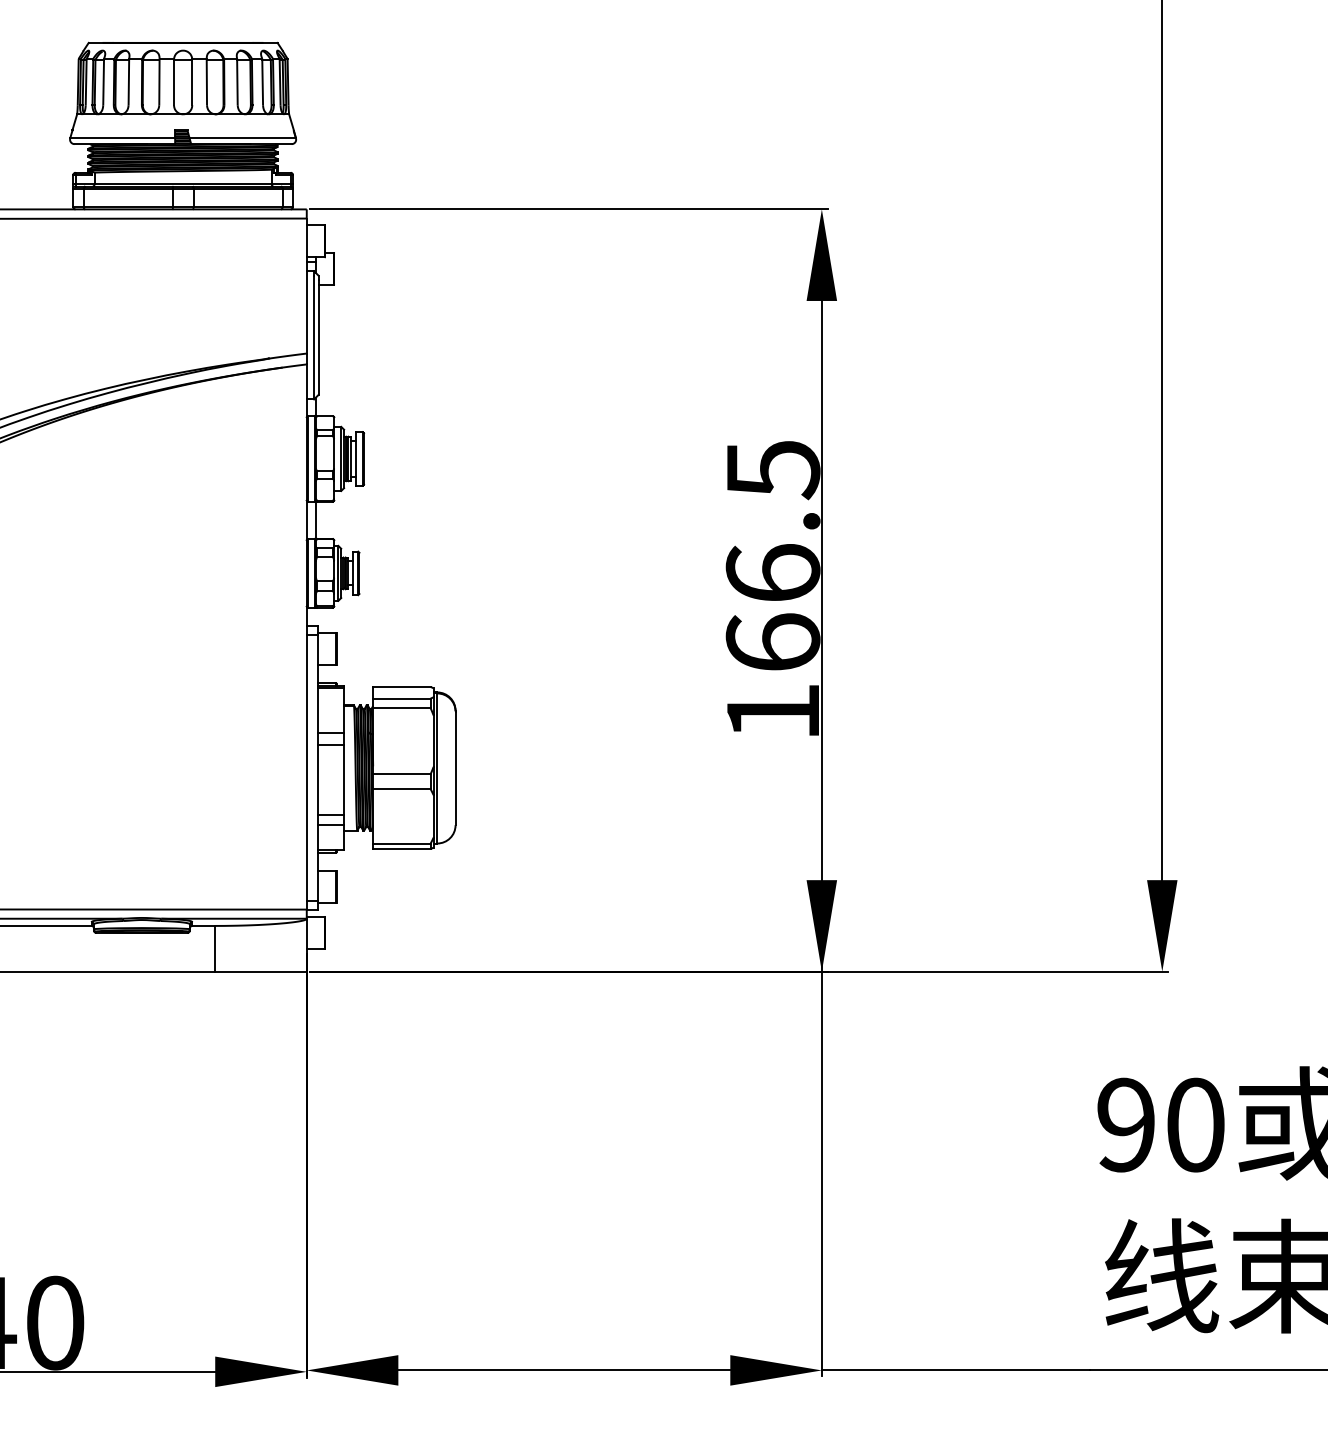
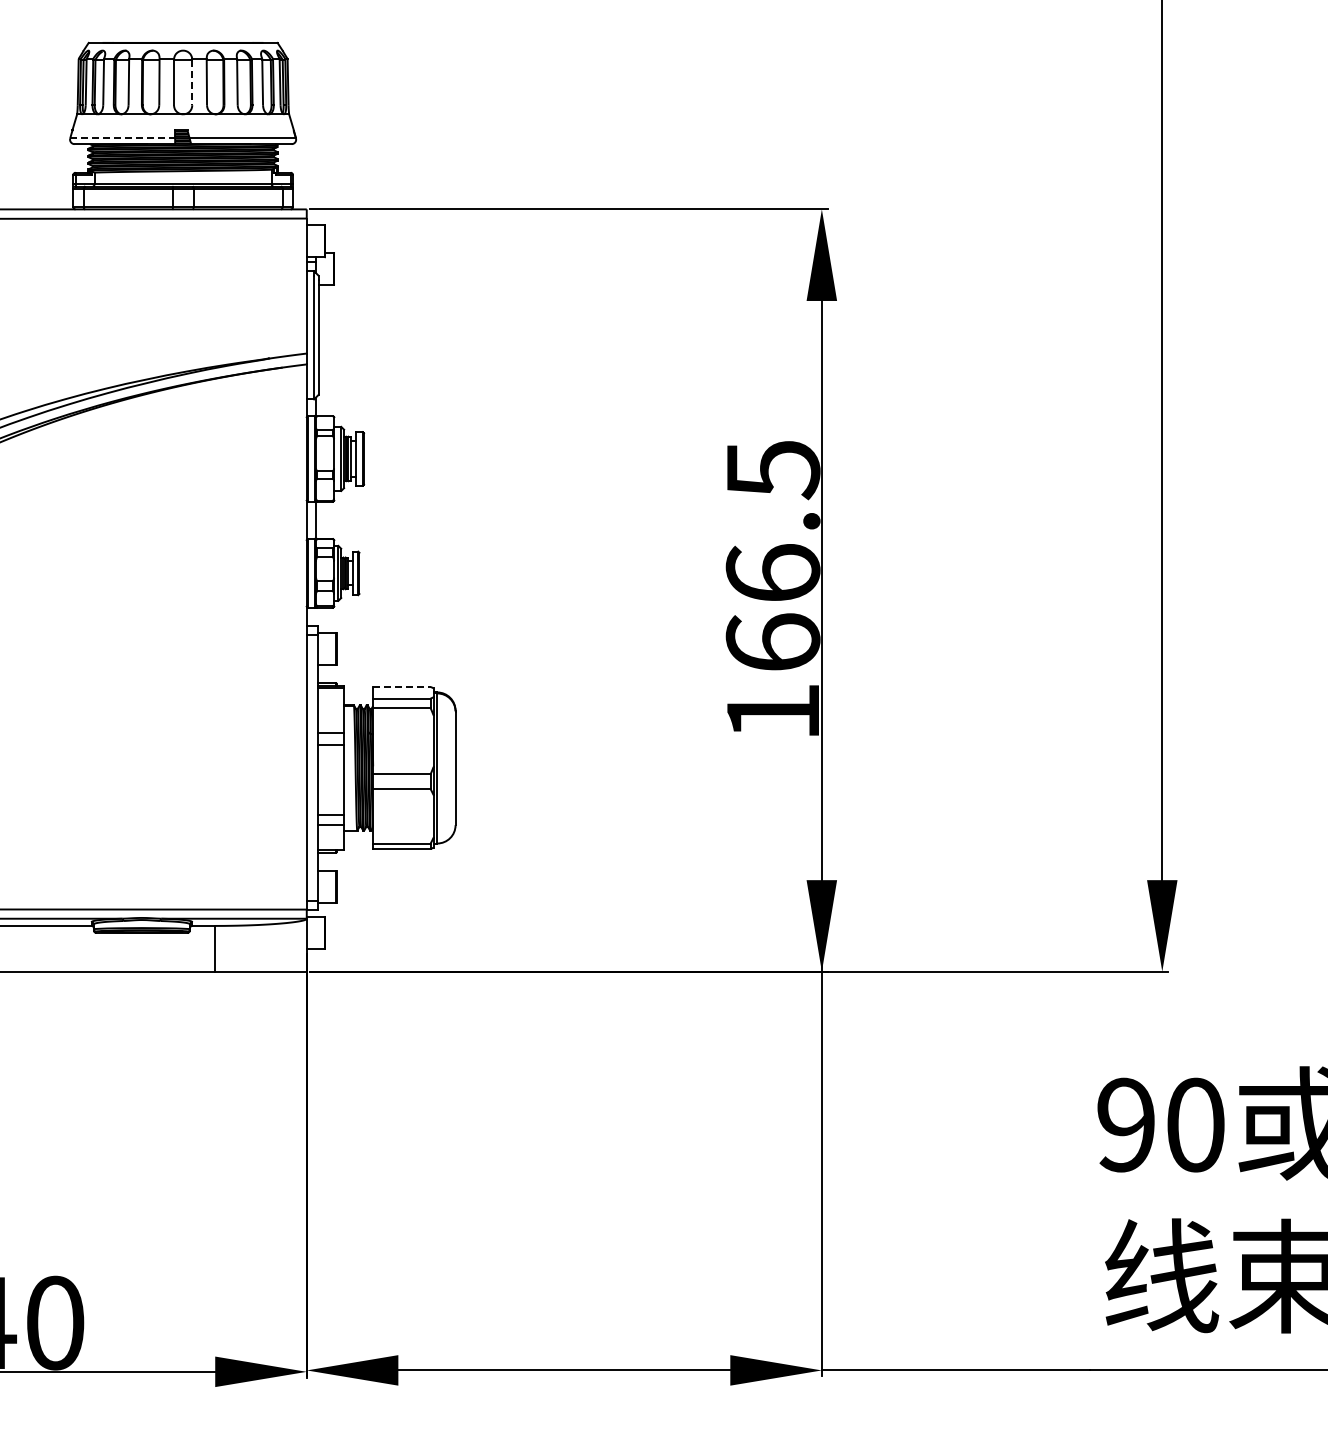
line: solid -> dashed (192, 82)
line: solid -> dashed (123, 138)
line: solid -> dashed (401, 687)
